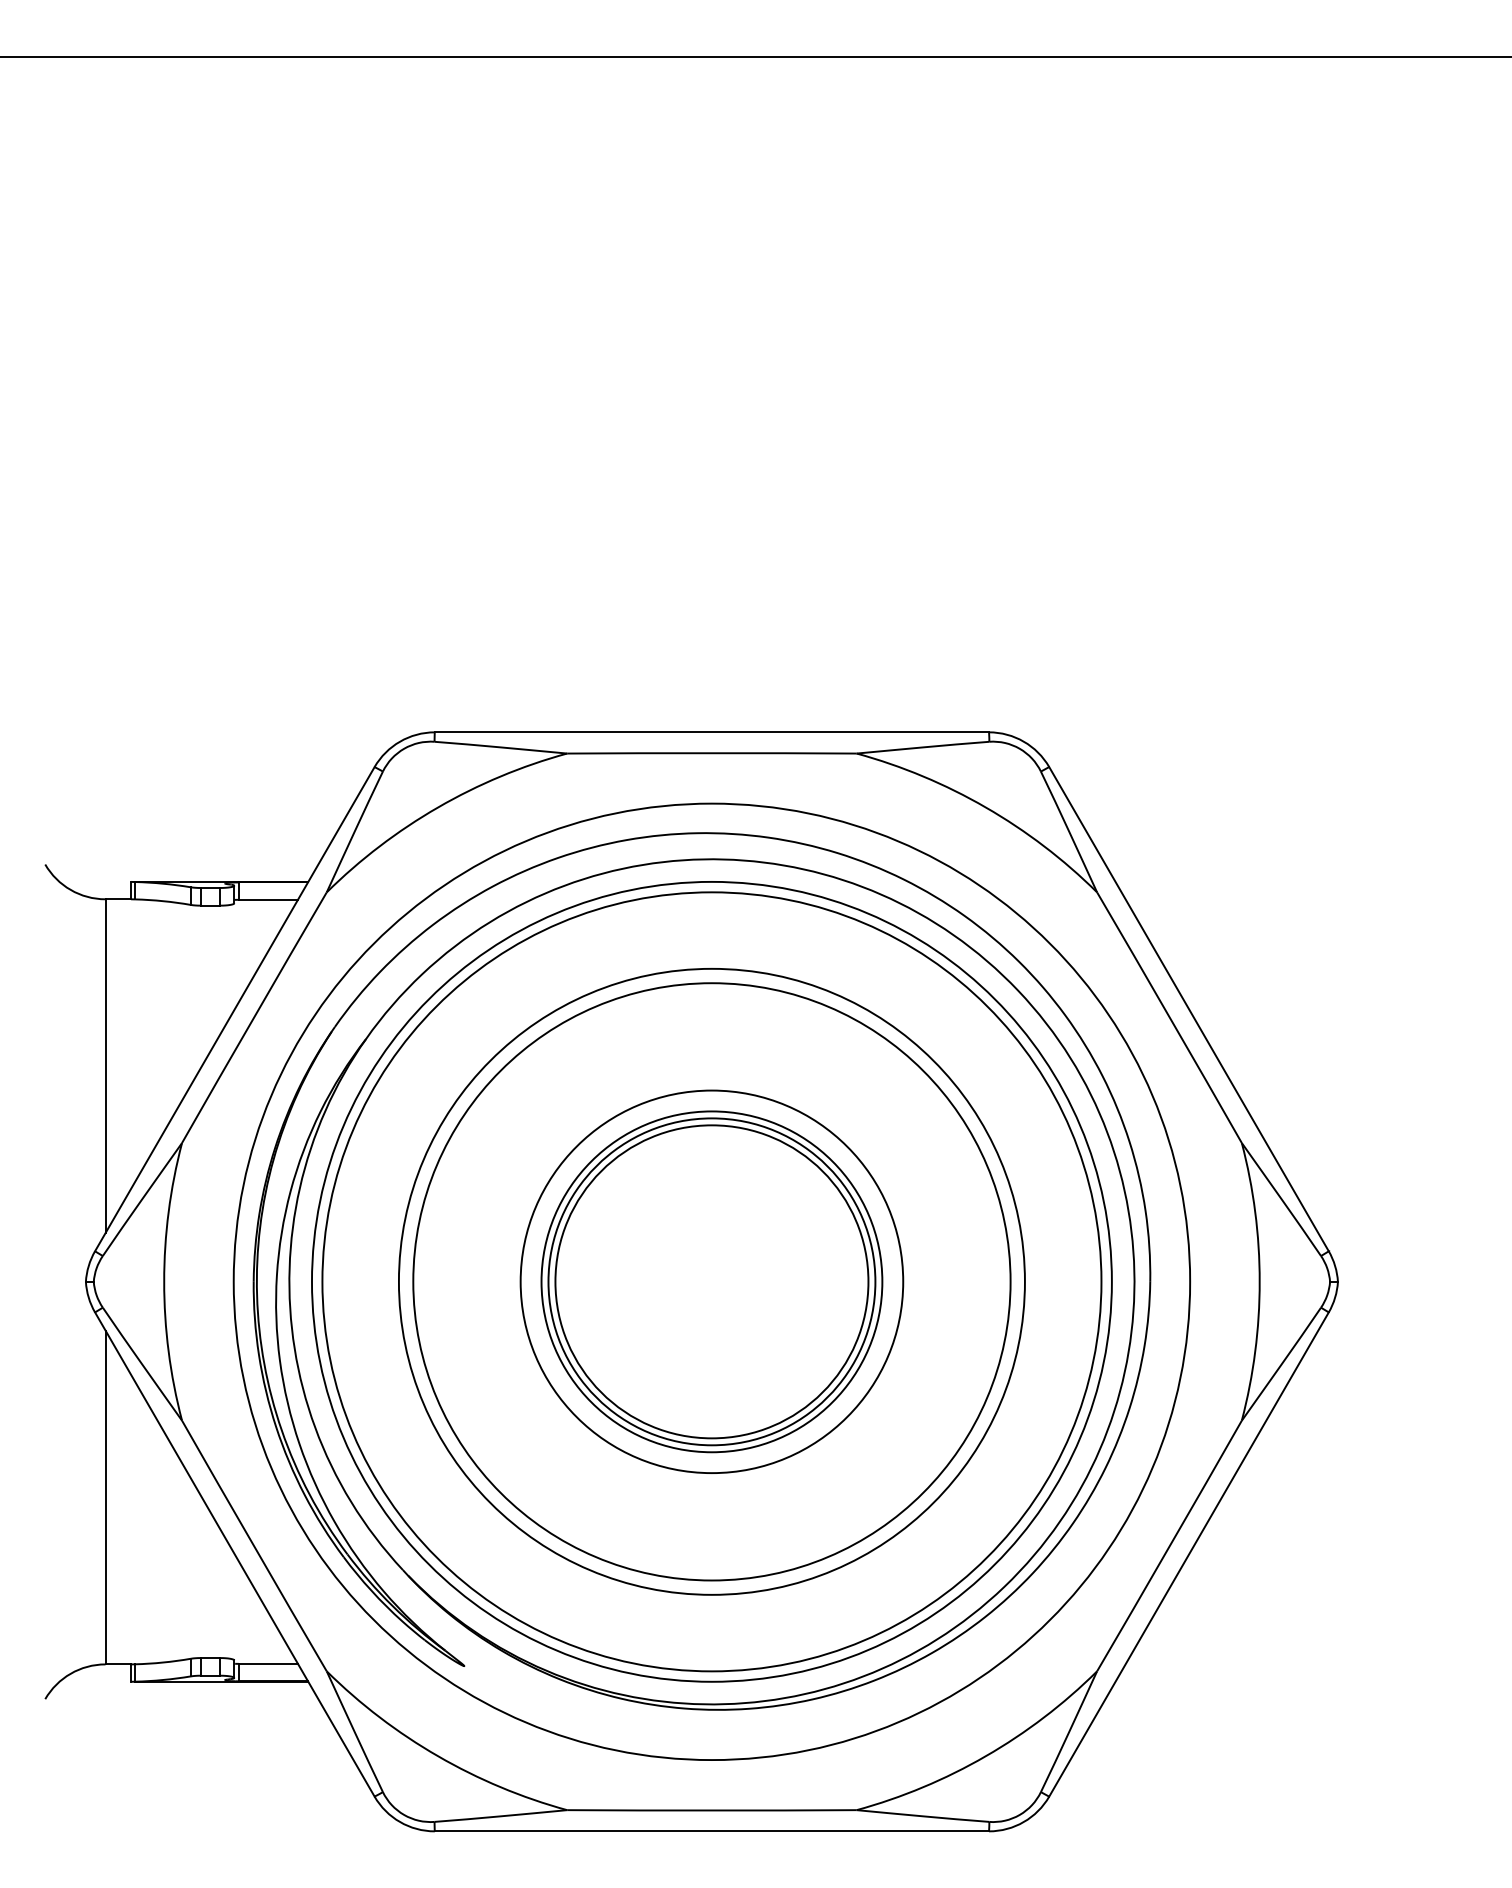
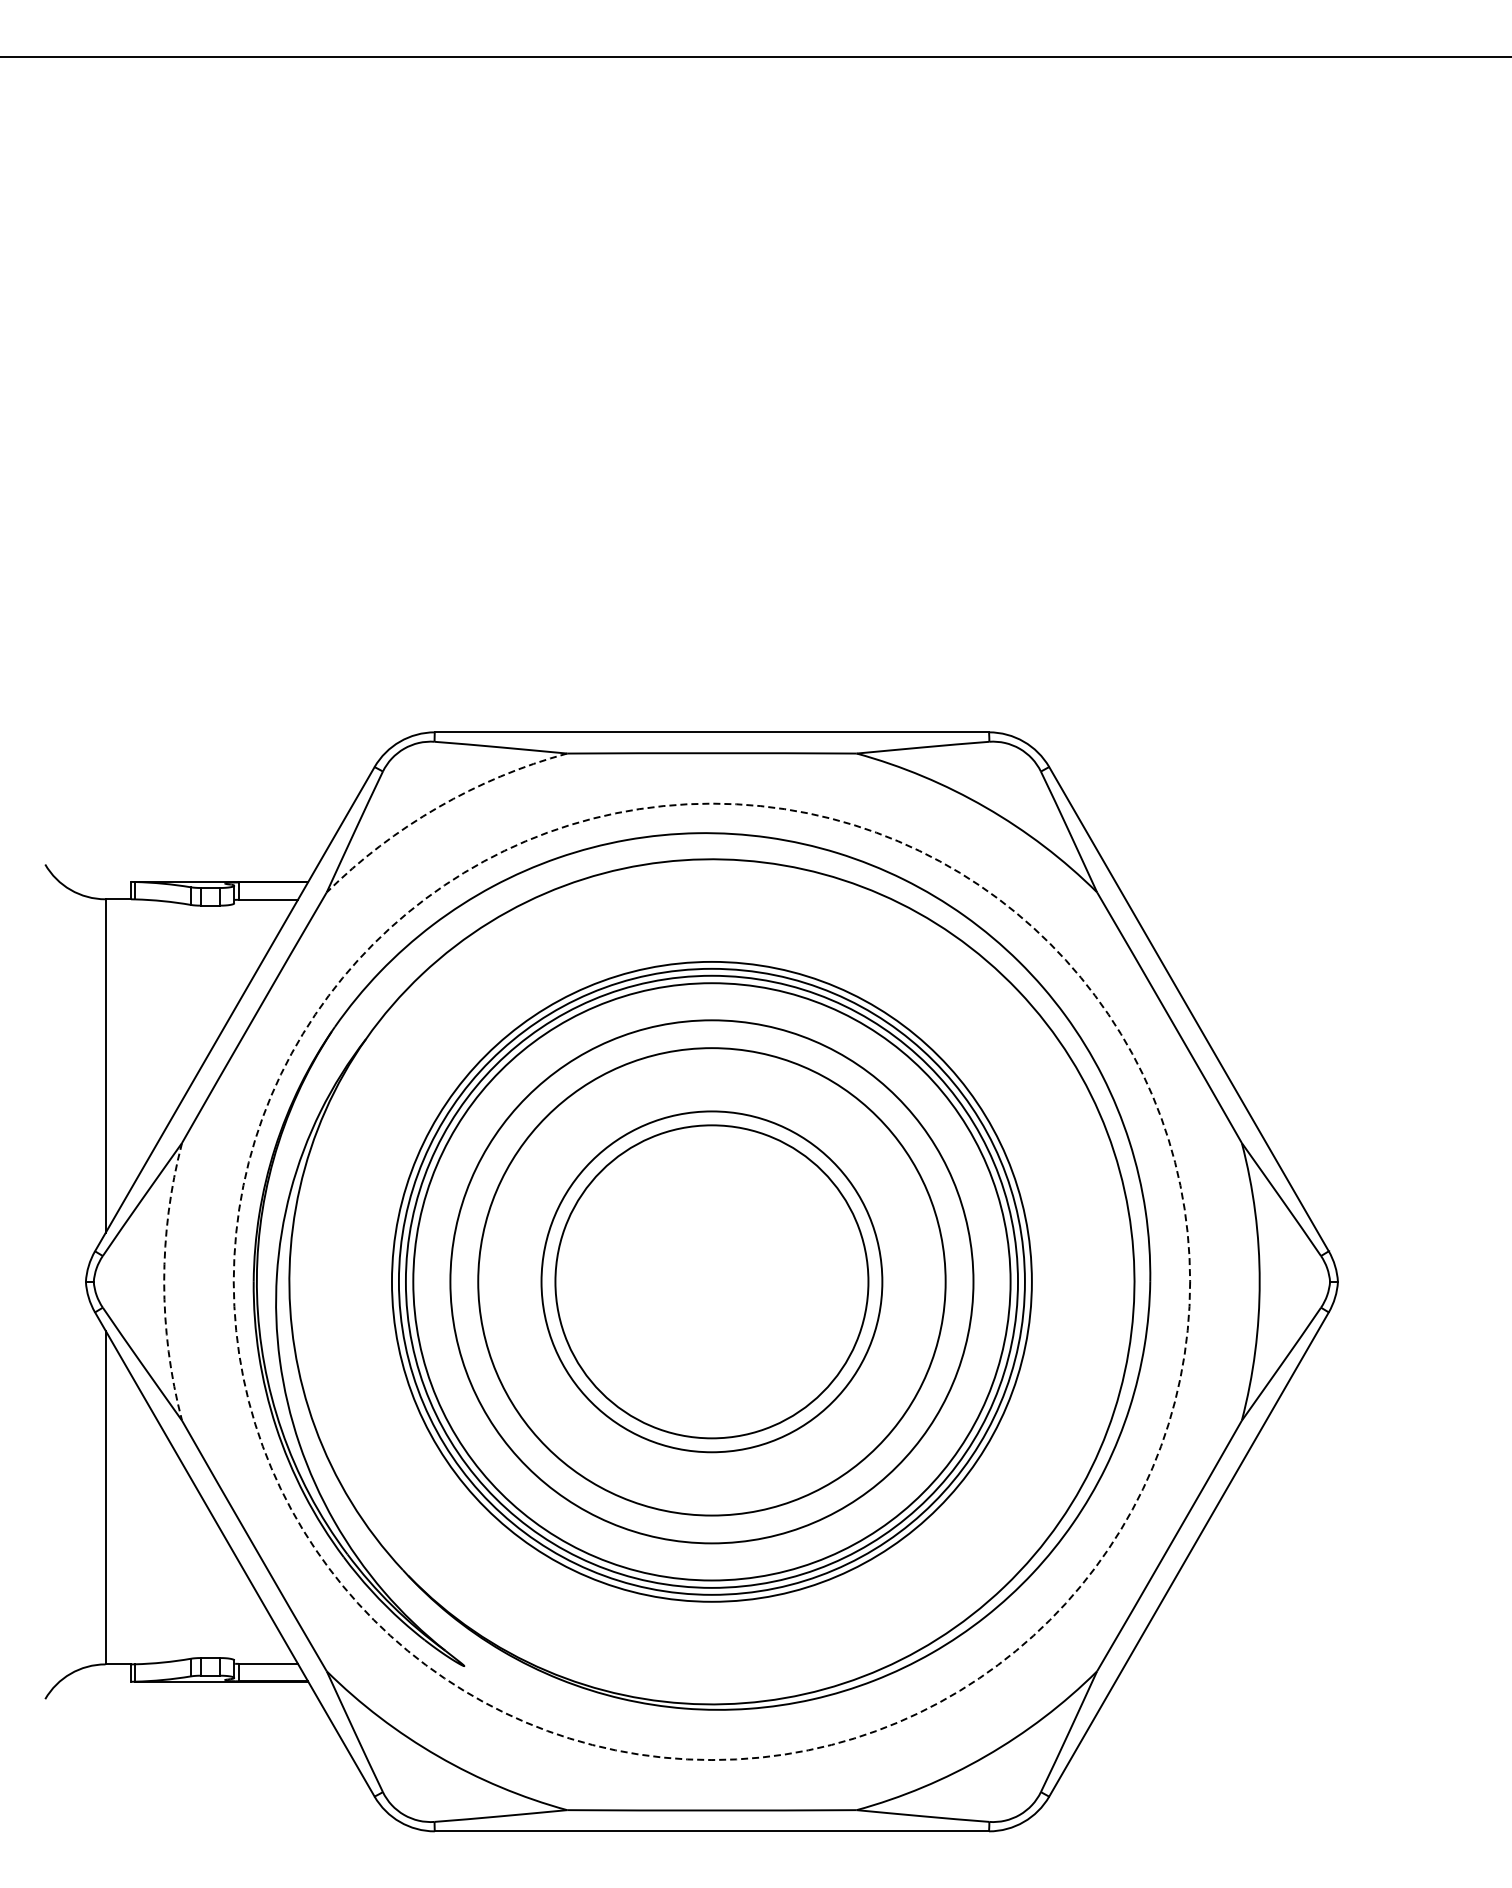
arc: solid -> dashed (438, 807)
arc: solid -> dashed (164, 1281)
circle diameter: 327 px -> 523 px (711, 1281)
circle diameter: 383 px -> 612 px (711, 1281)
circle diameter: 779 px -> 467 px (711, 1281)
circle diameter: 800 px -> 640 px (711, 1281)
circle: solid -> dashed (711, 1281)
